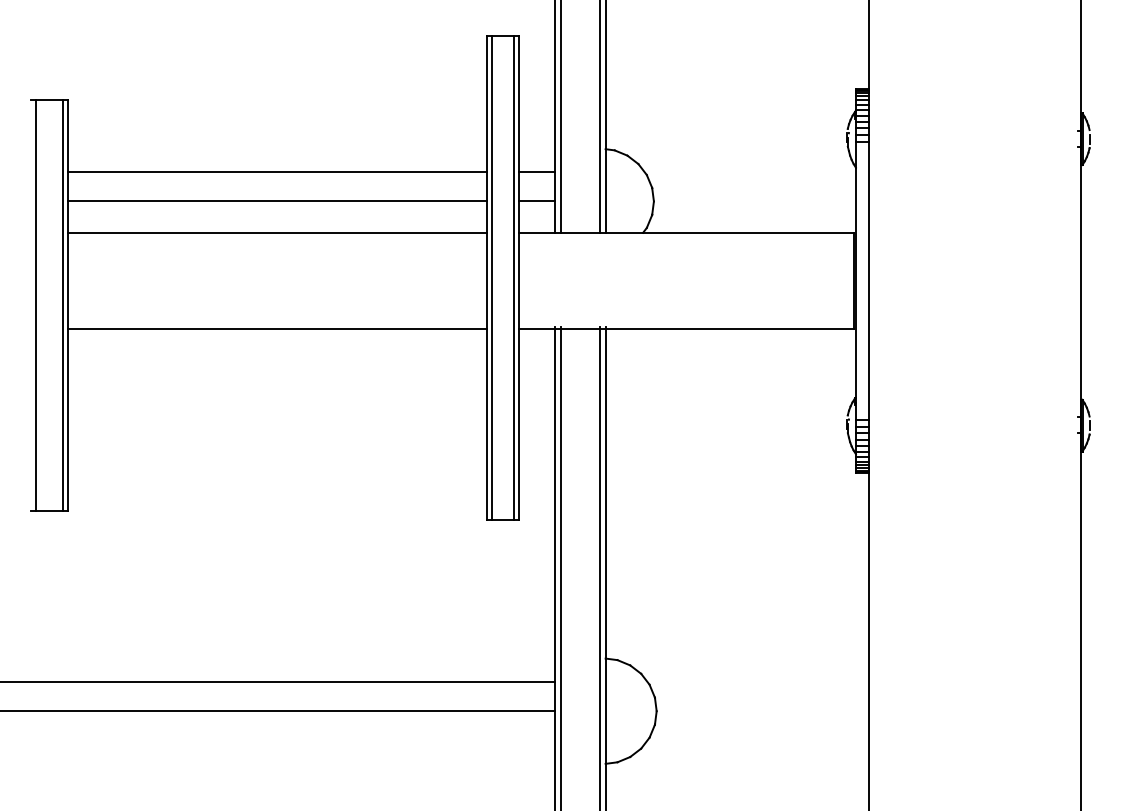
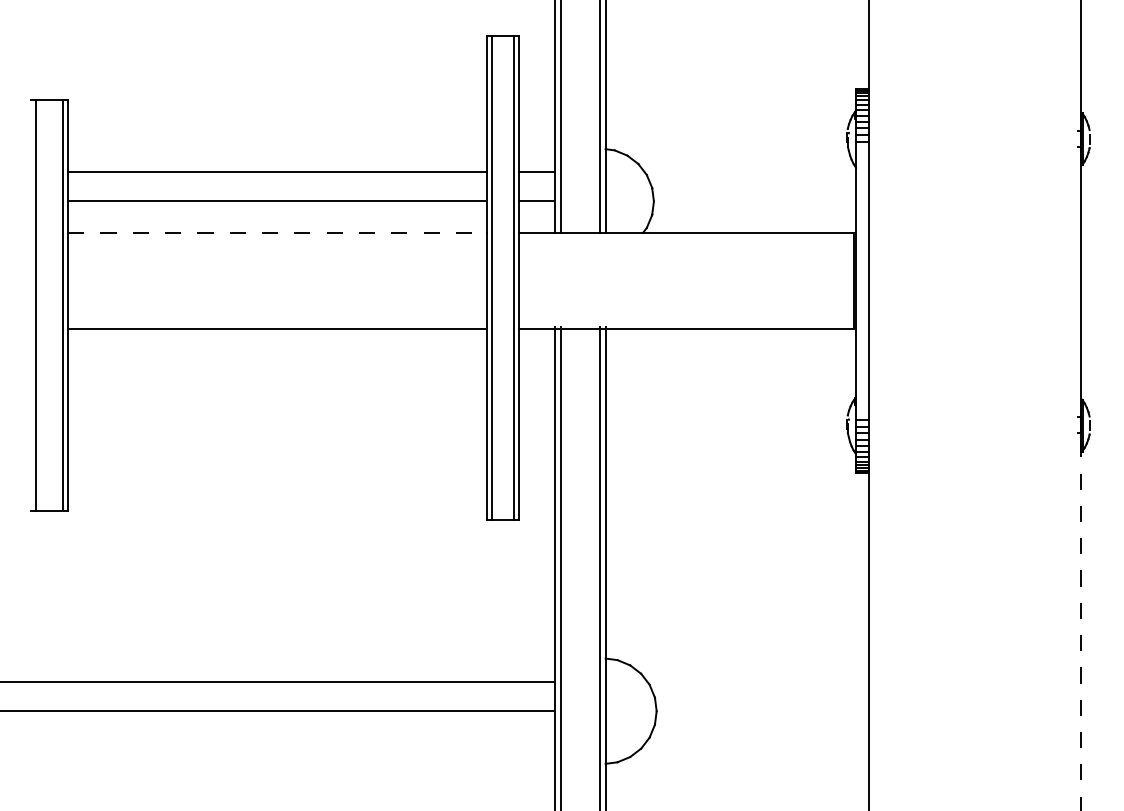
line: solid -> dashed (277, 232)
line: solid -> dashed (1080, 621)
